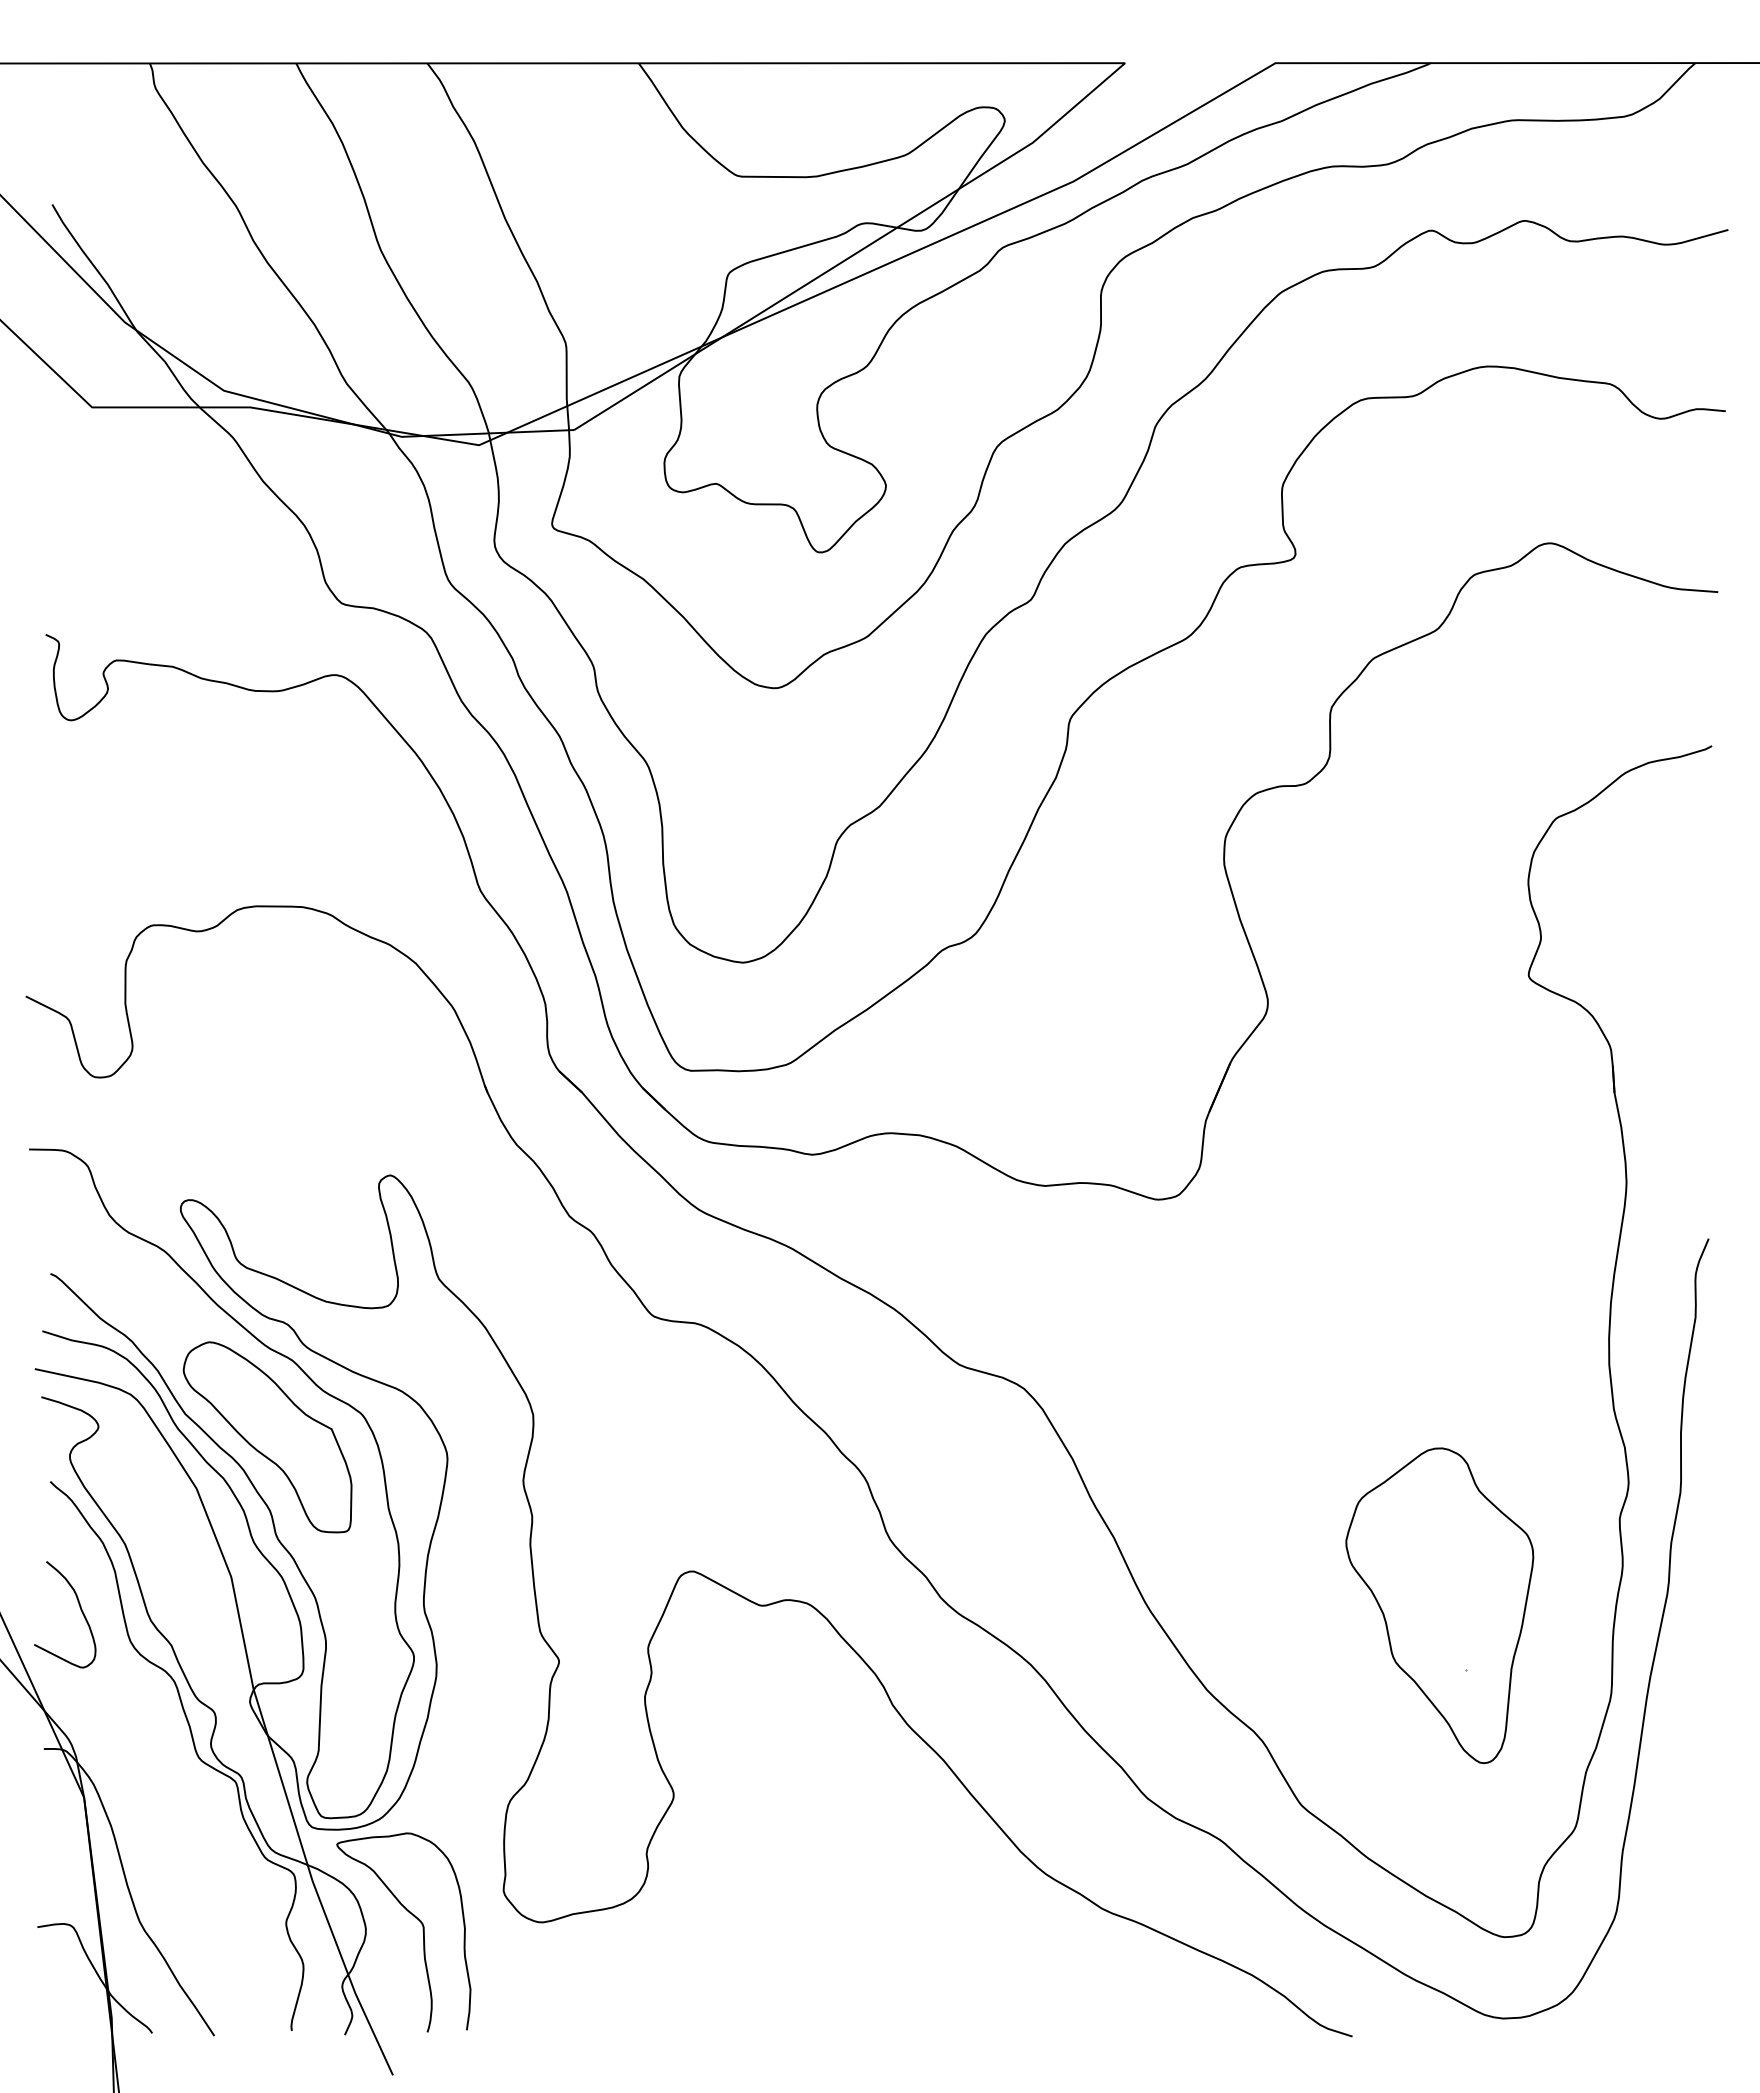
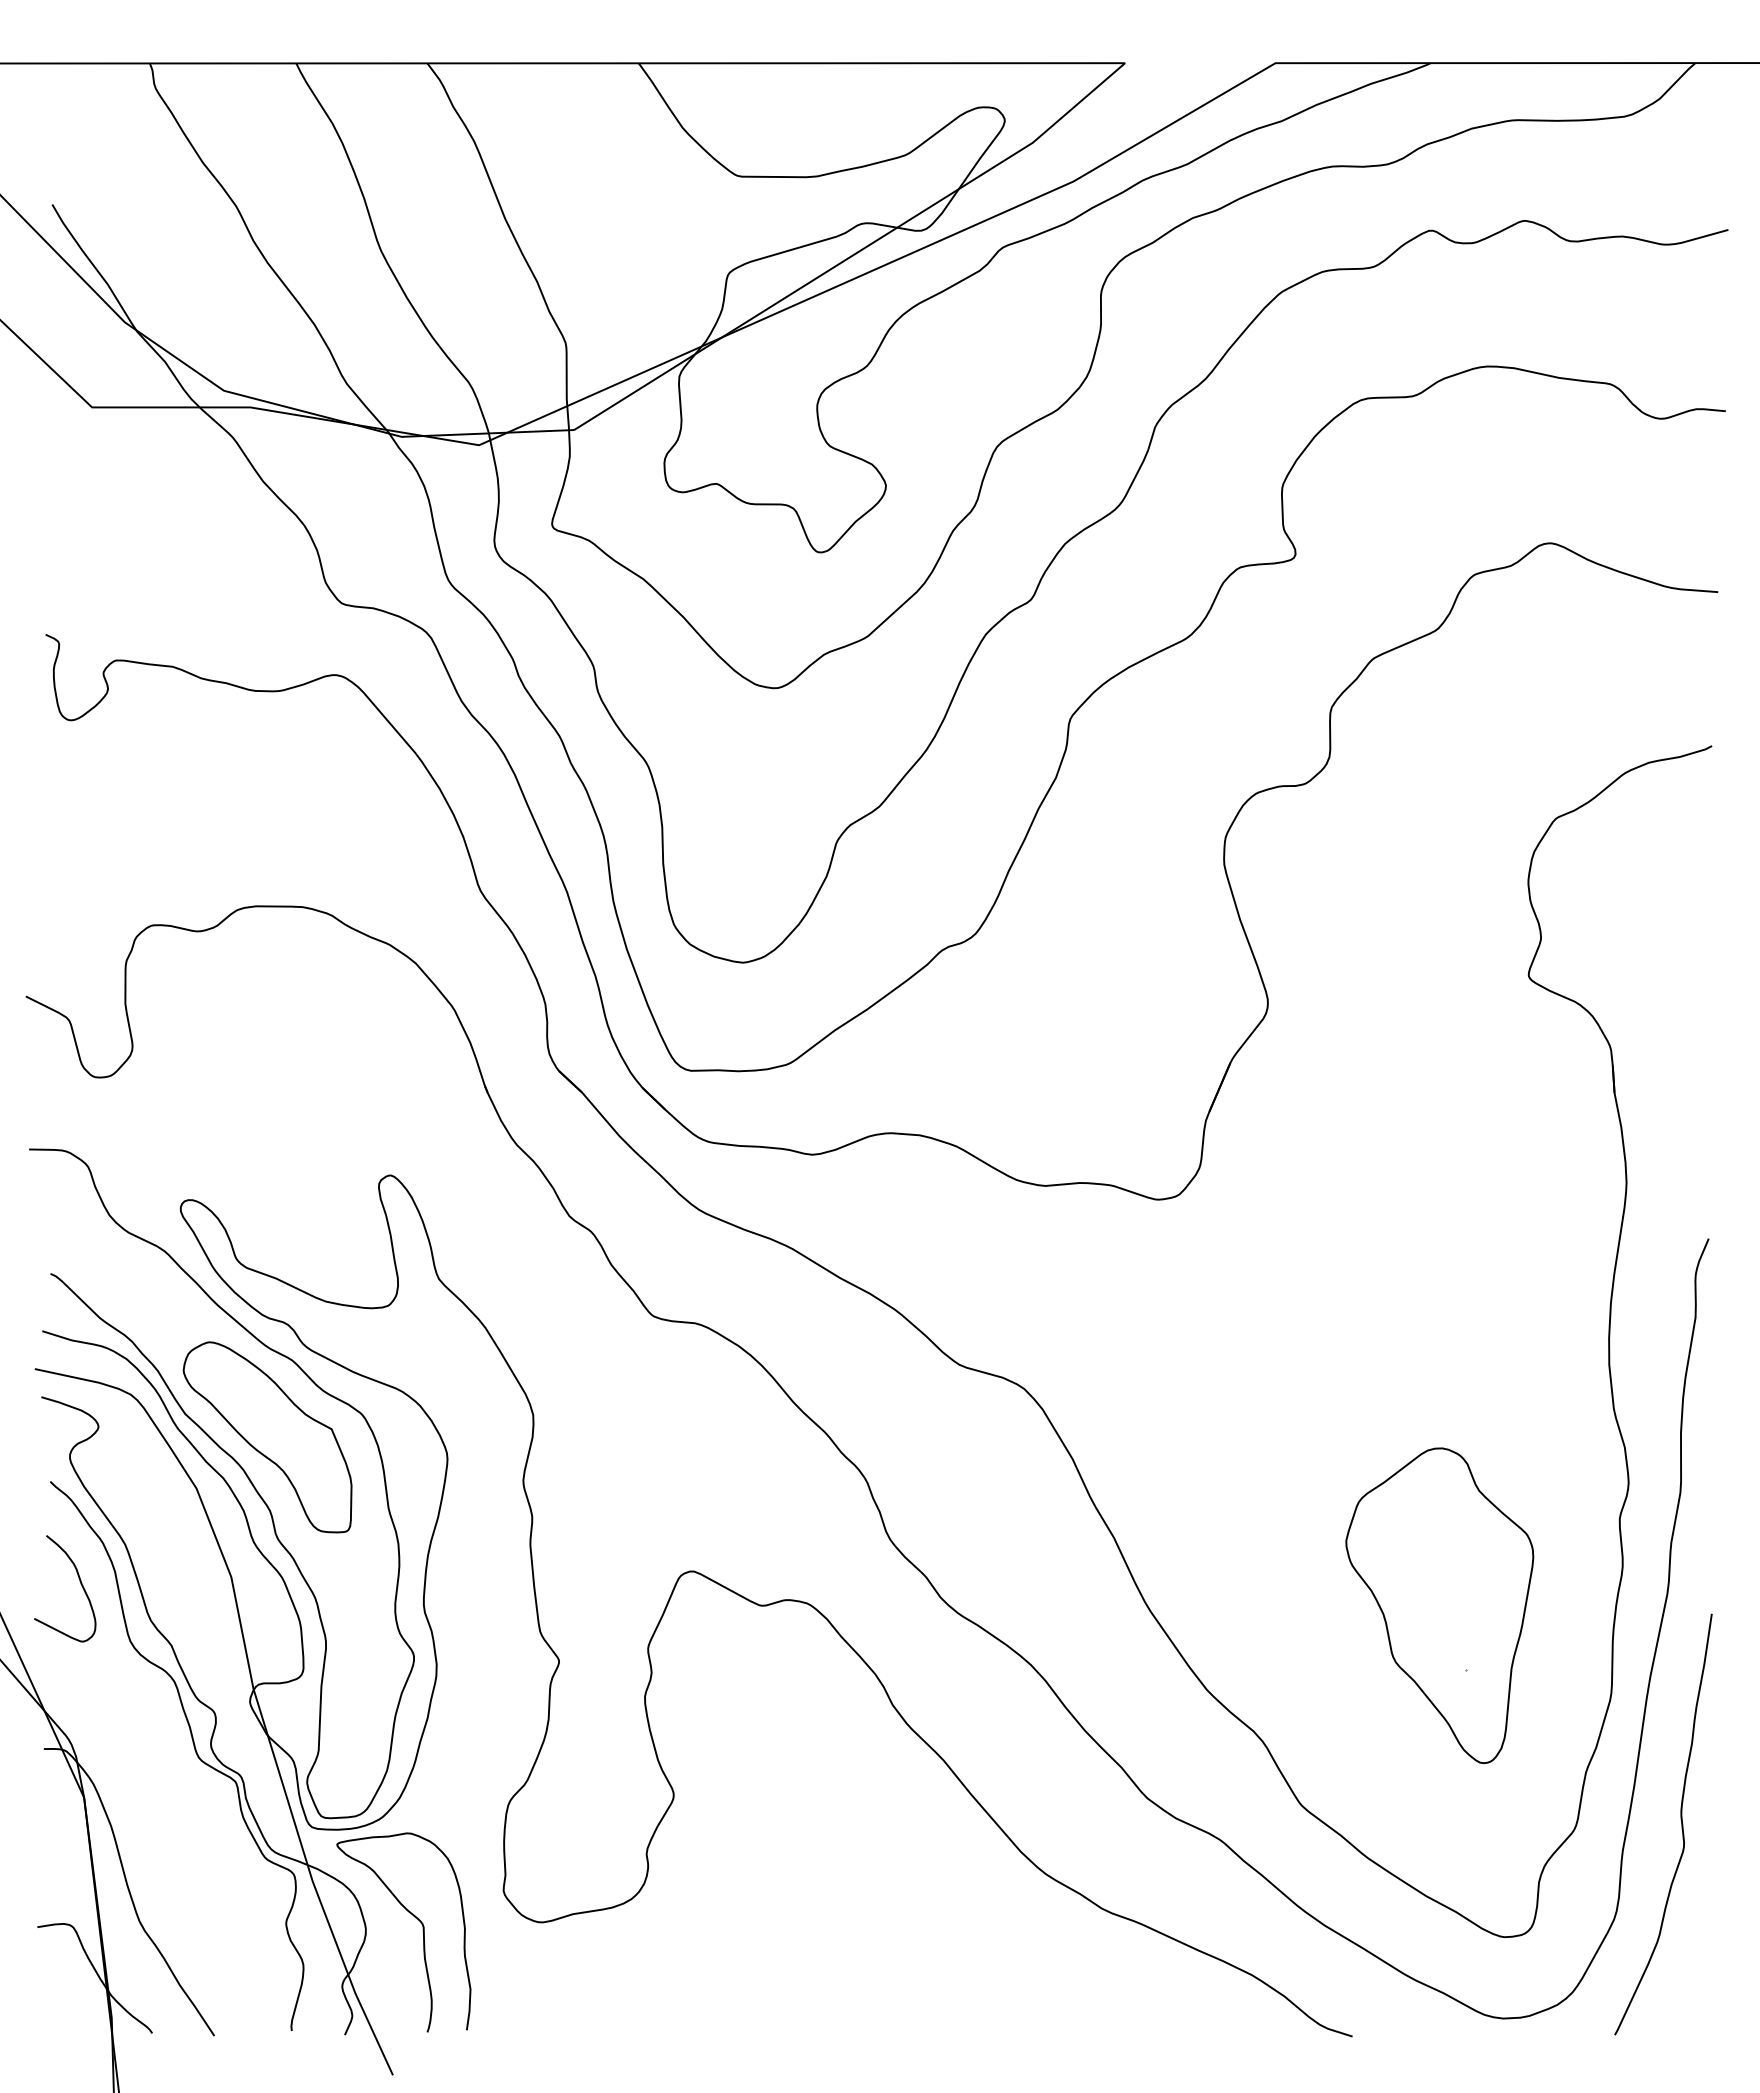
curve position: (80, 1610) -> (80, 1584) (80, 1584)
curve: none -> present (1680, 1819)
